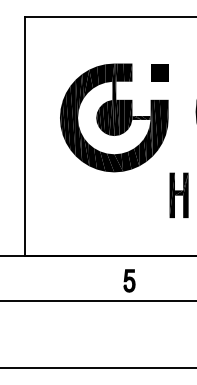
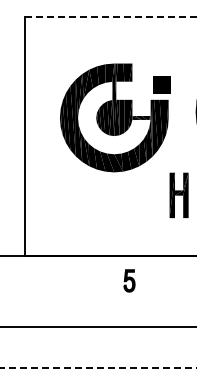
line: solid -> dashed (110, 17)
part position: (159, 72) -> (161, 84) (161, 84)
line position: (97, 300) -> (97, 326) (97, 326)
line: solid -> dashed (98, 367)
